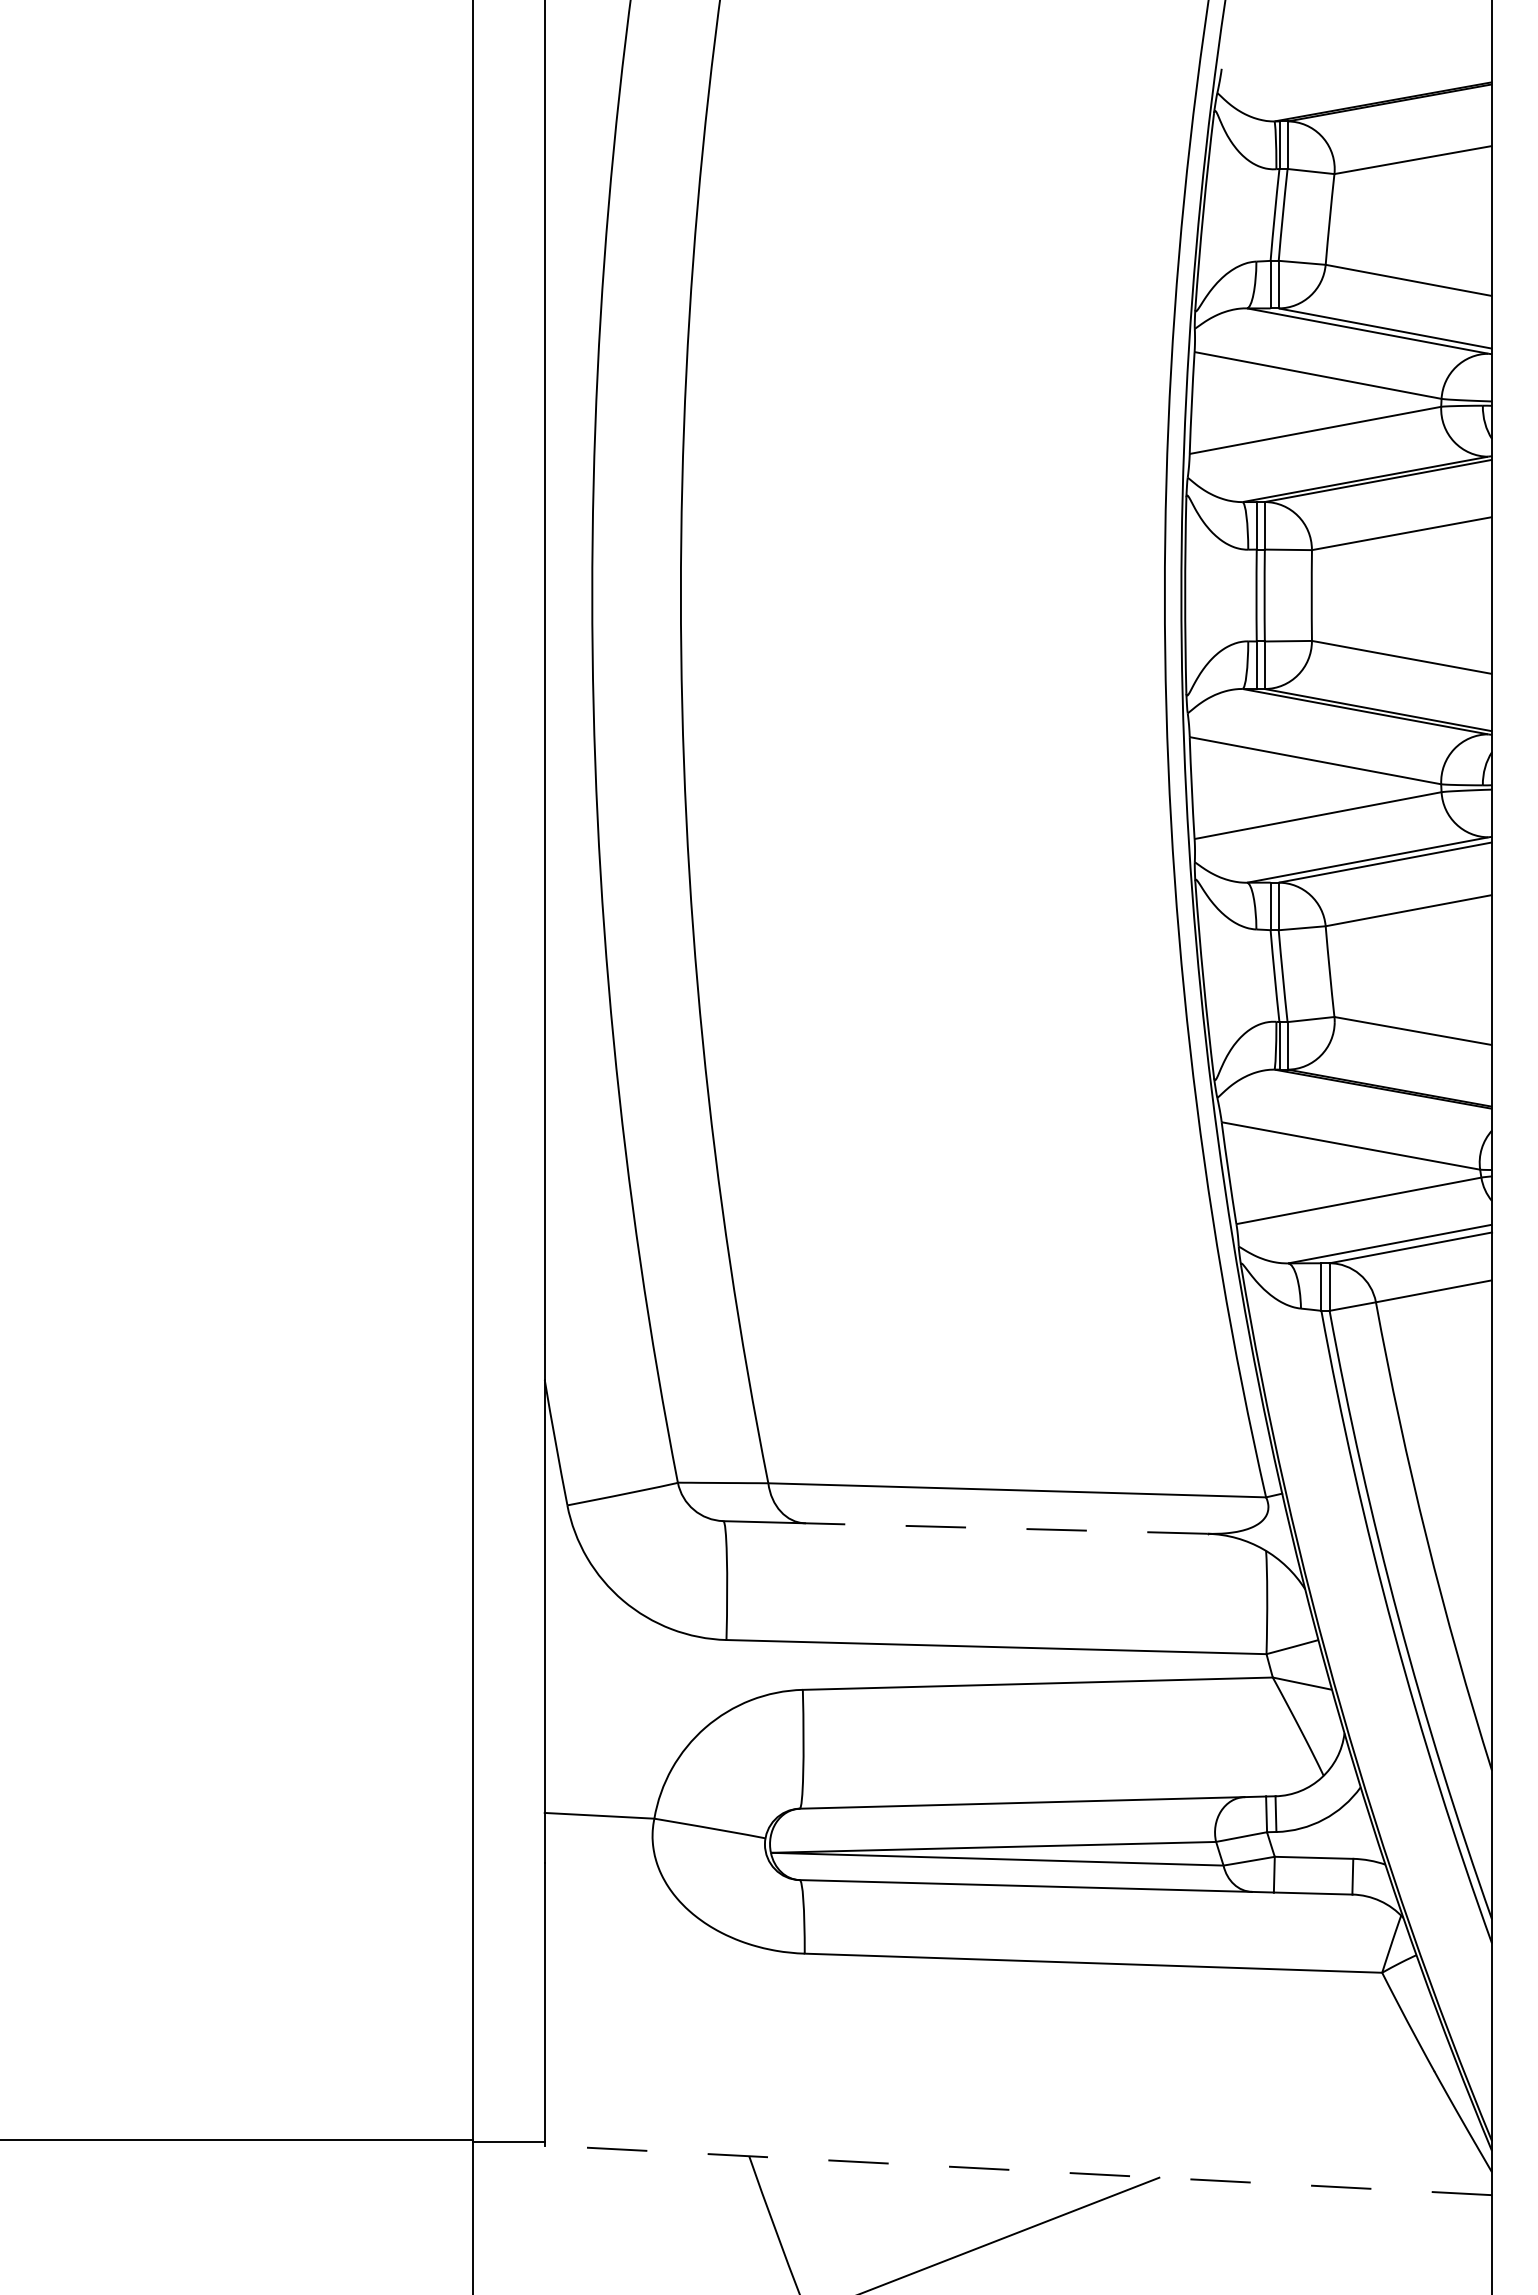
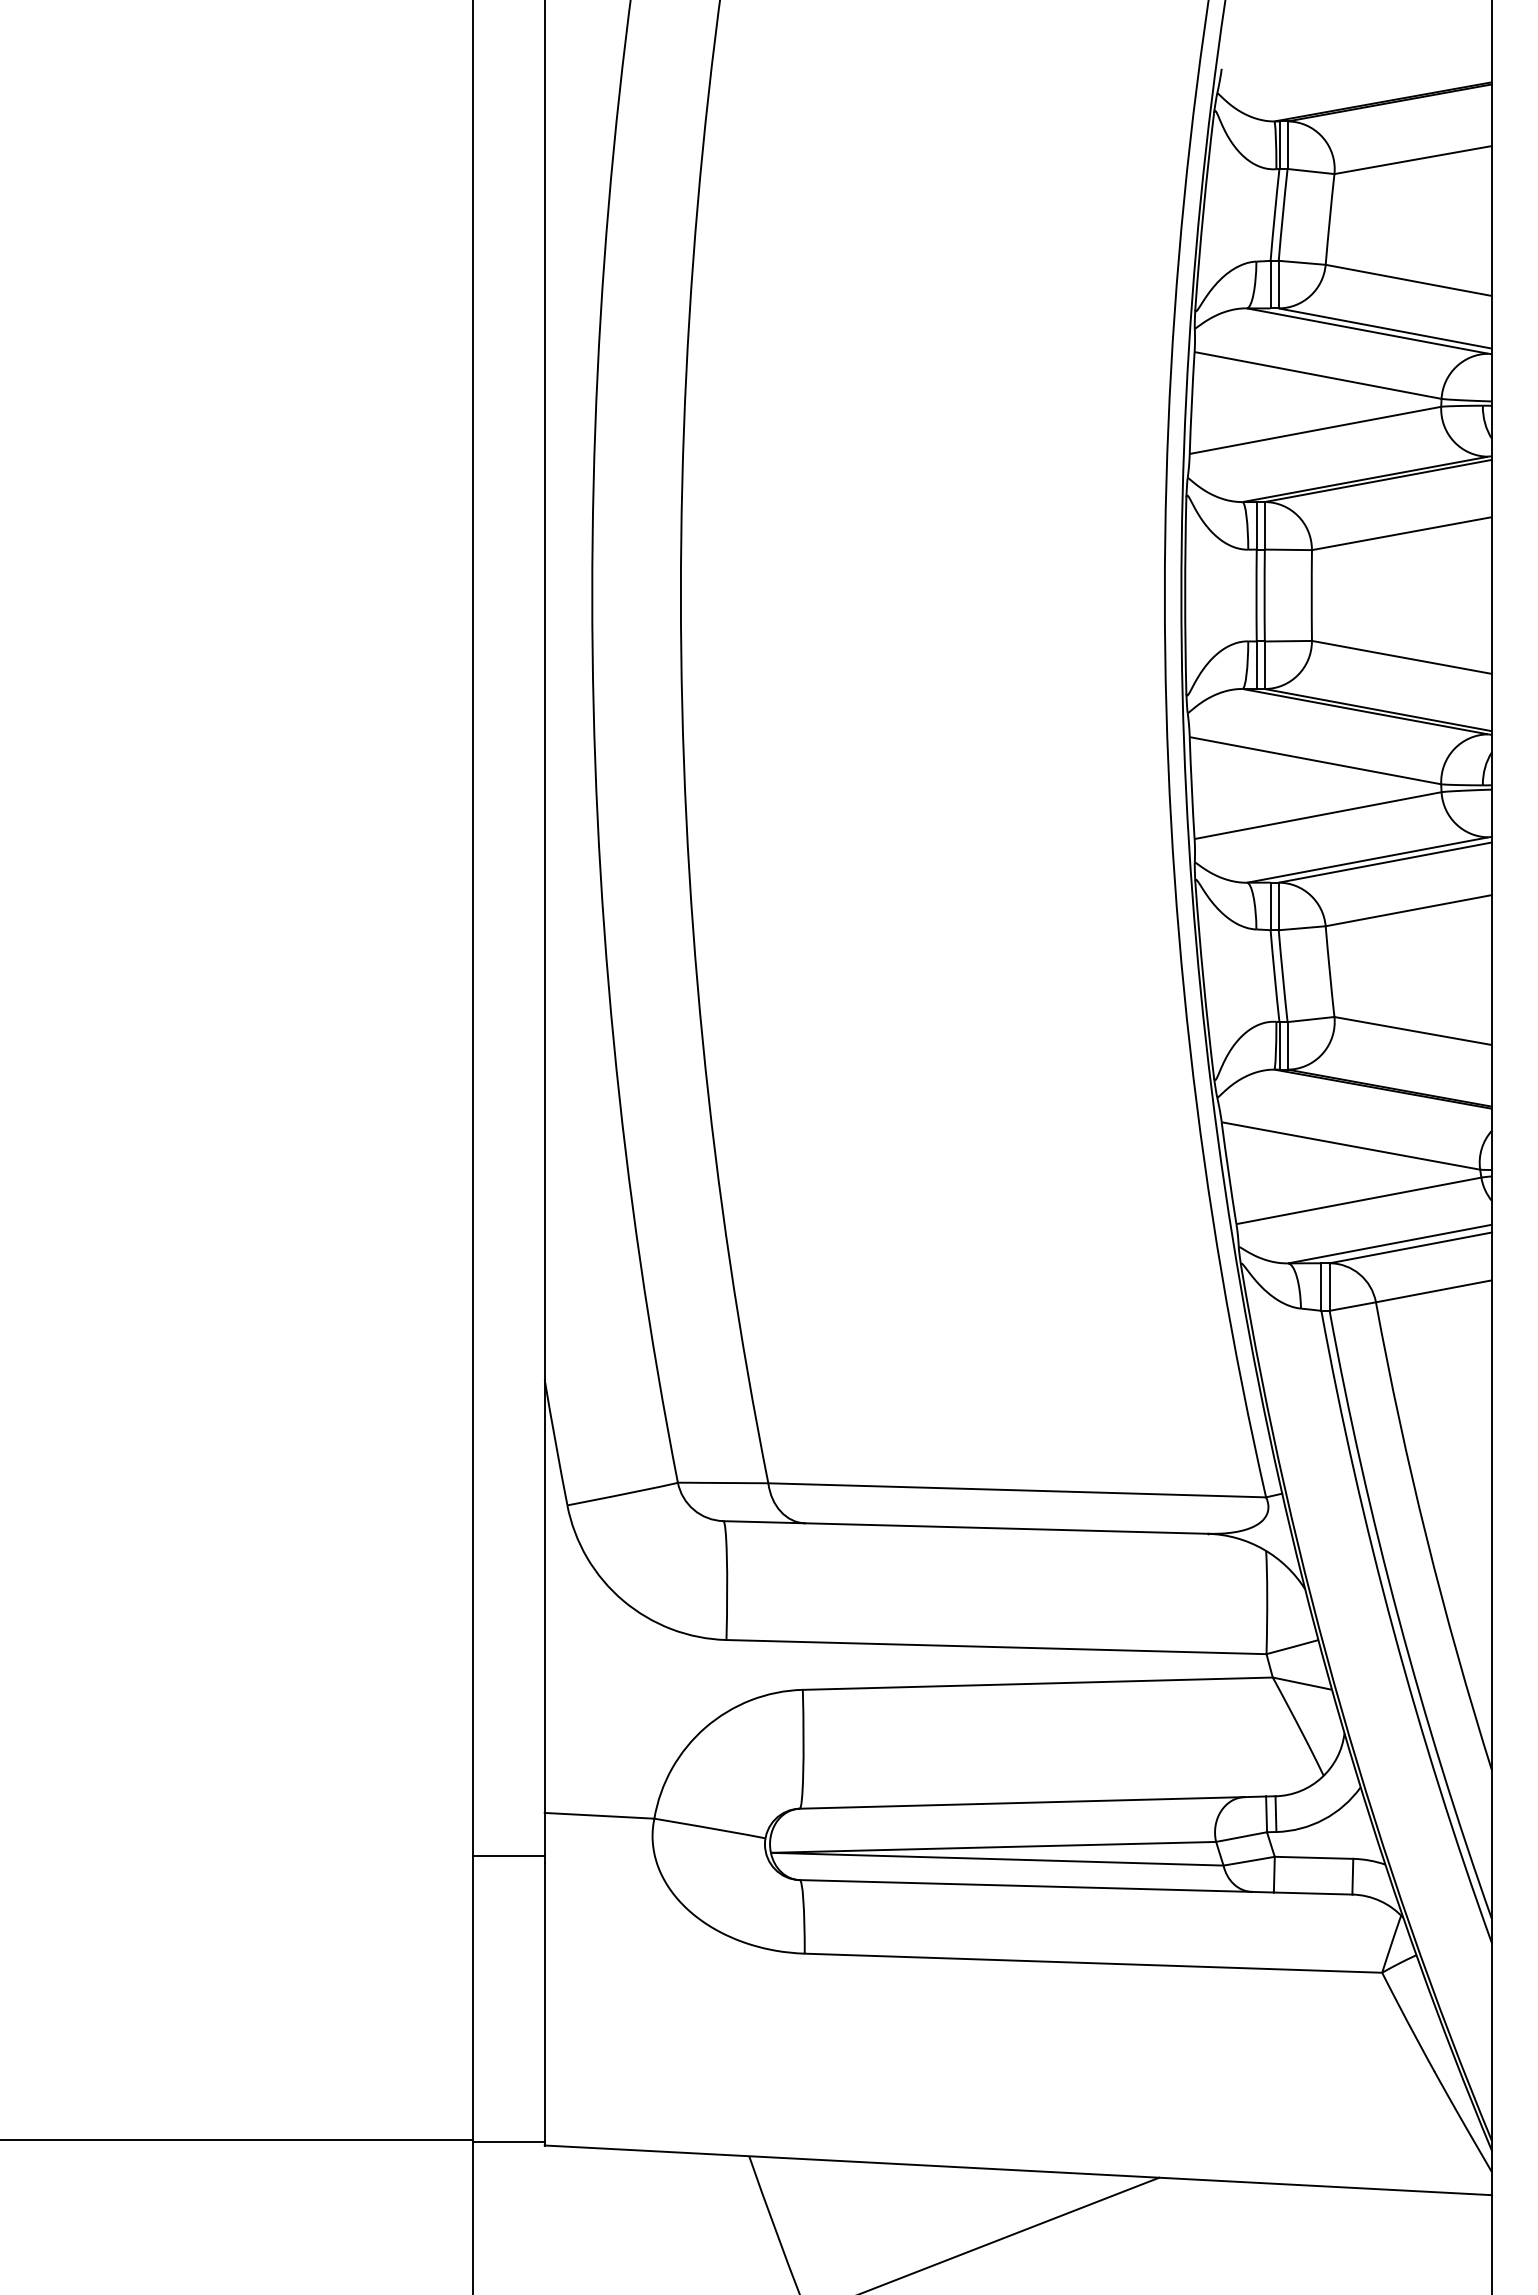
line: dashed -> solid (1005, 1528)
line: none -> present (508, 1856)
line: dashed -> solid (1017, 2170)
